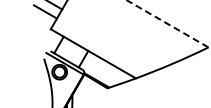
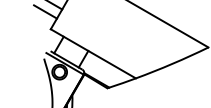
line: dashed -> solid (167, 23)
